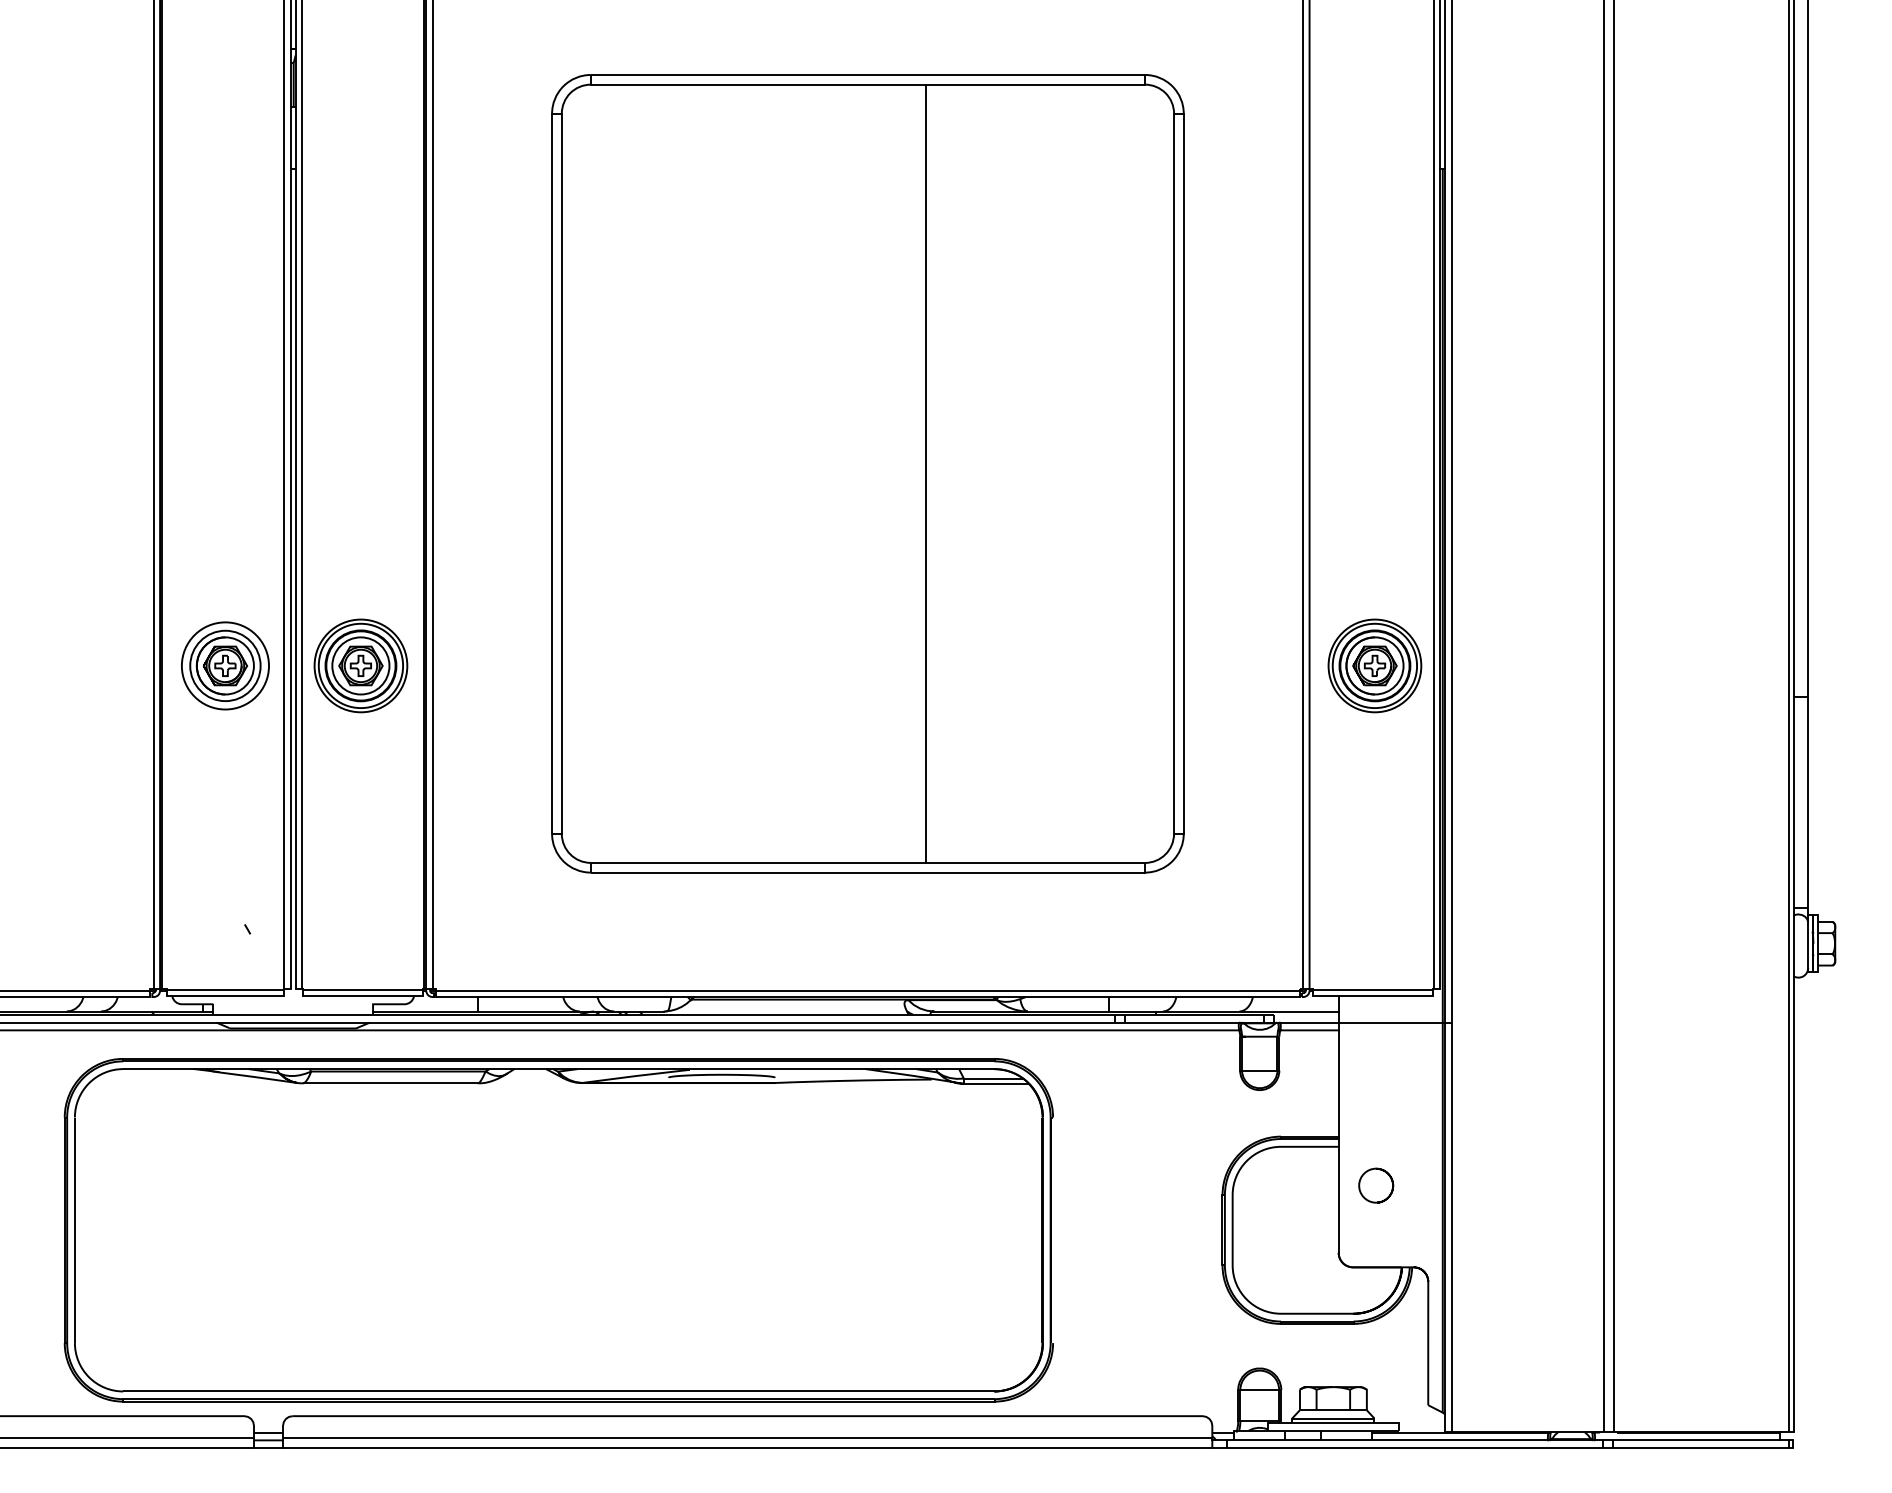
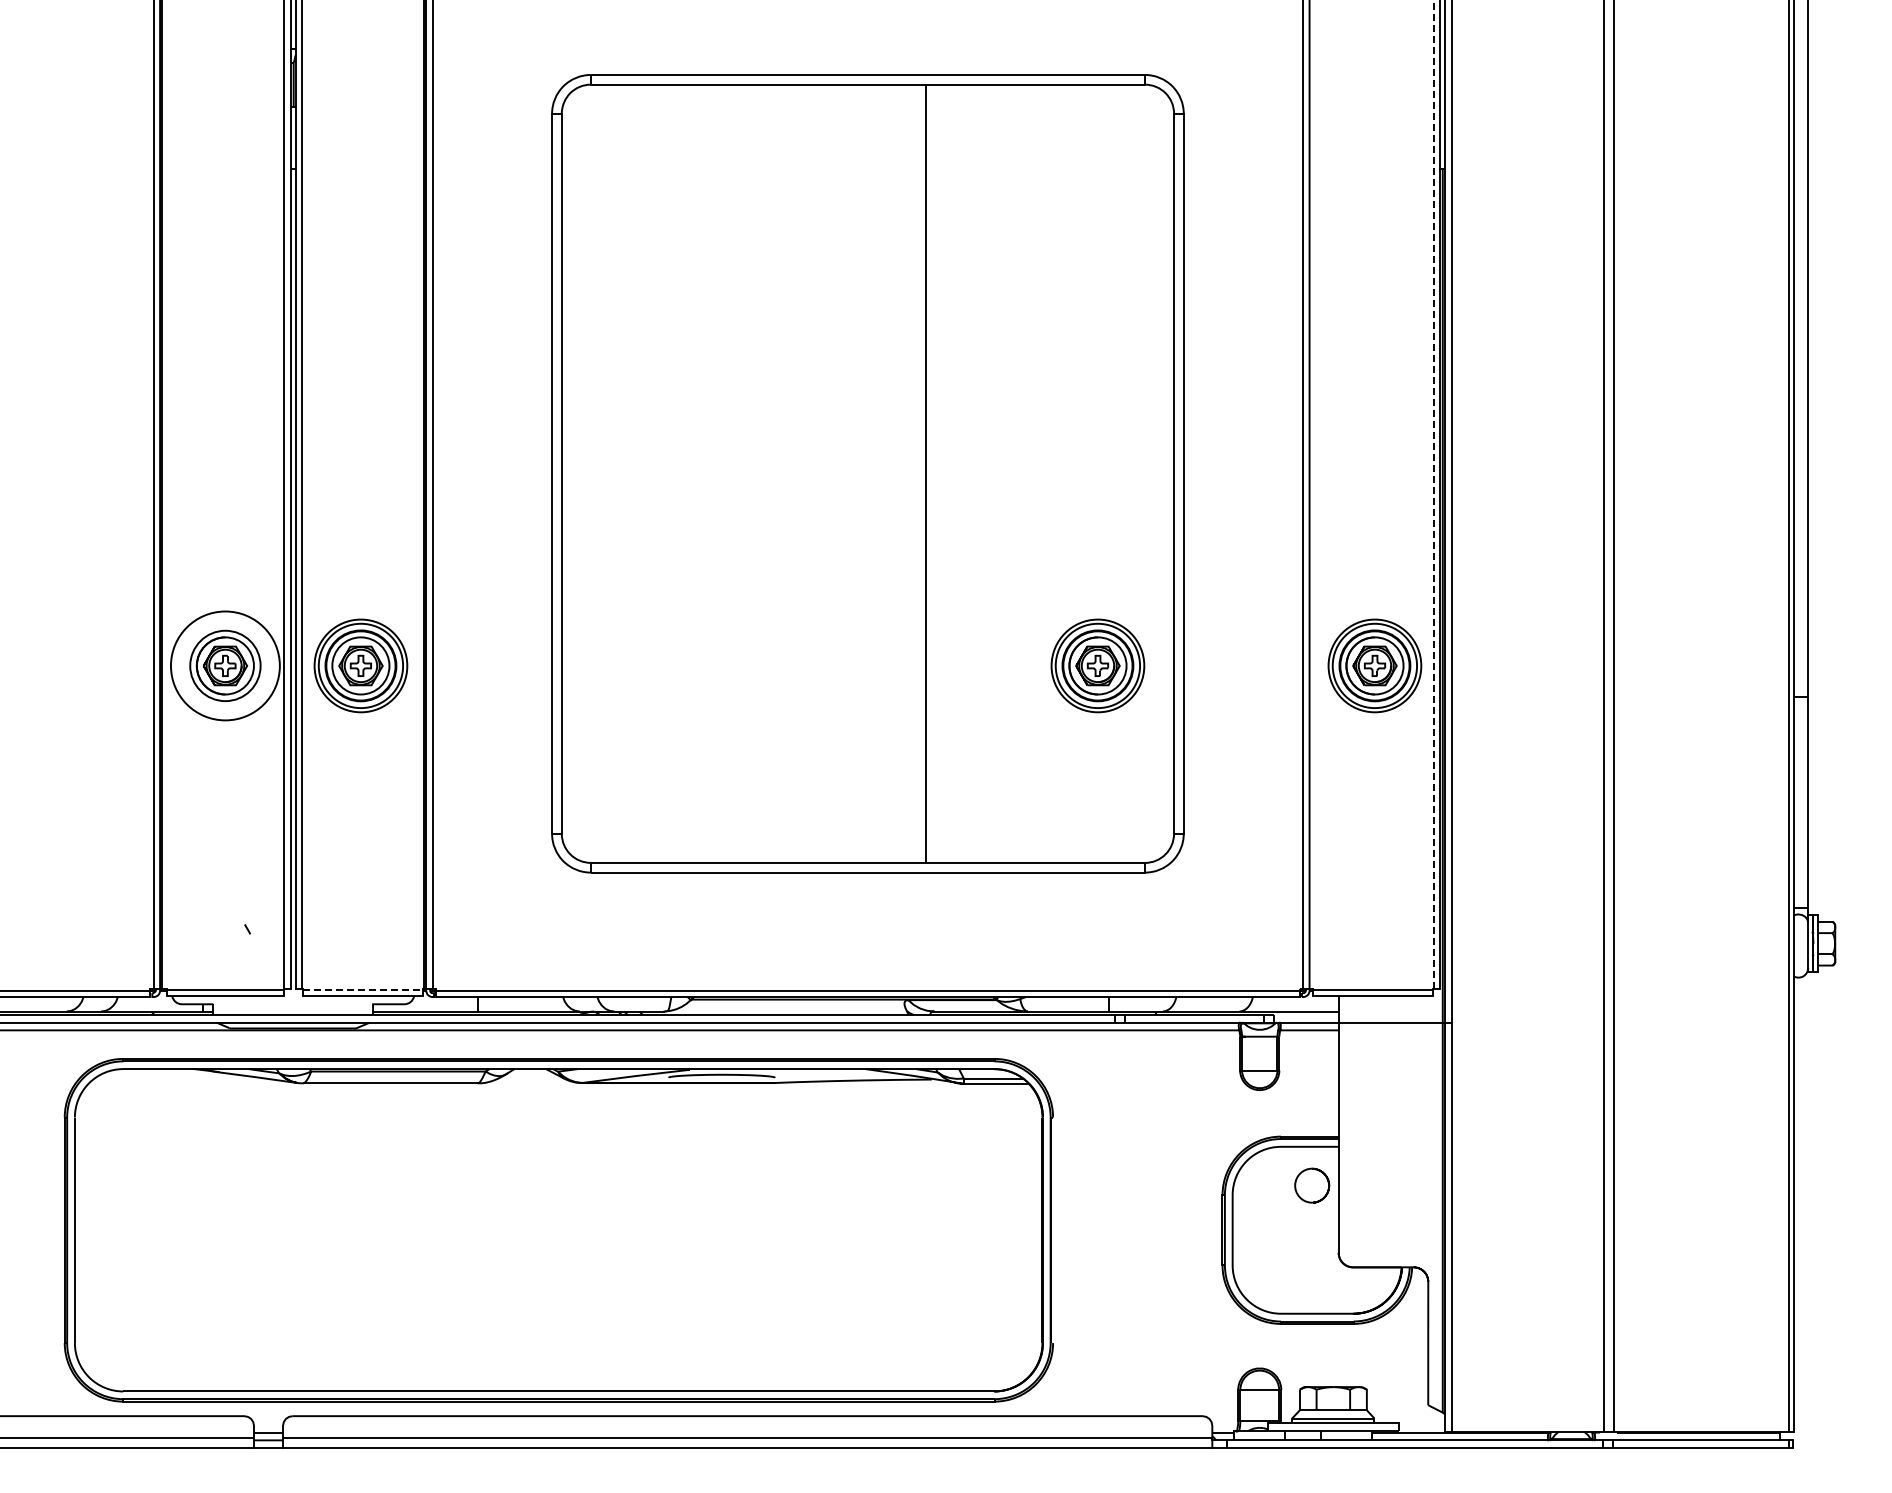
line: solid -> dashed (1433, 494)
circle diameter: 87 px -> 109 px (224, 665)
part: none -> present (1097, 665)
line: solid -> dashed (363, 990)
curve position: (1382, 1171) -> (1318, 1171) (1318, 1171)
